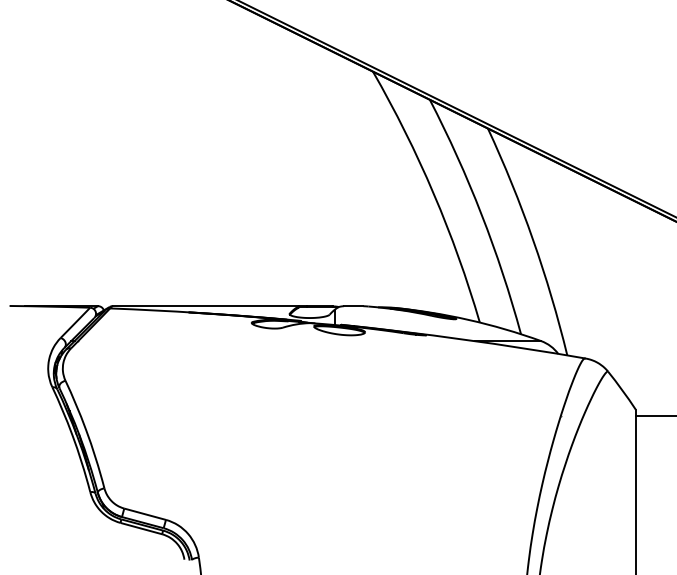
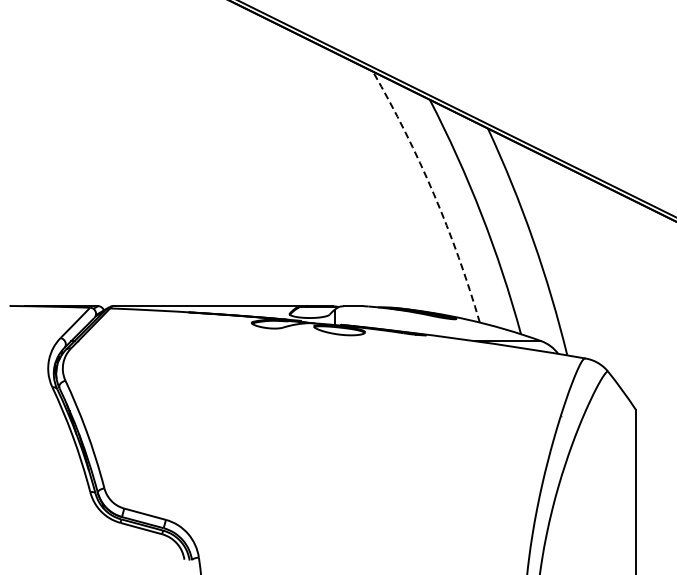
arc: solid -> dashed (433, 193)
line: present -> none (654, 415)
